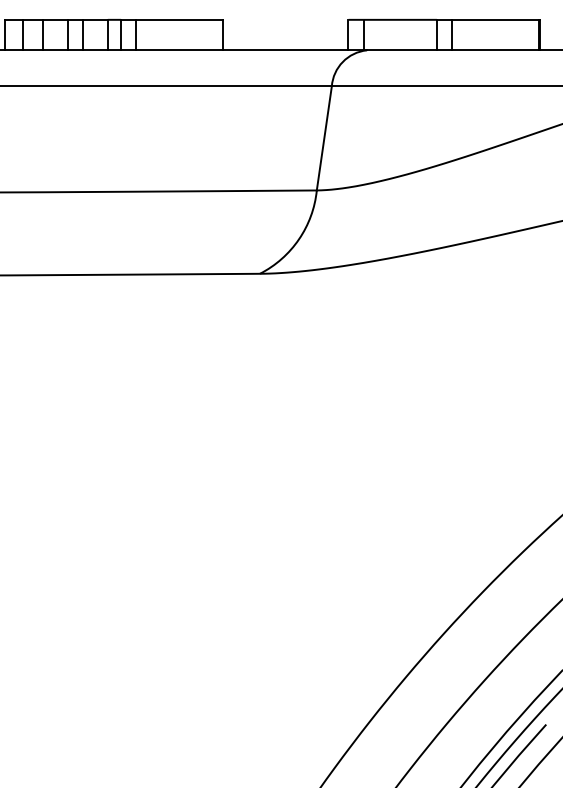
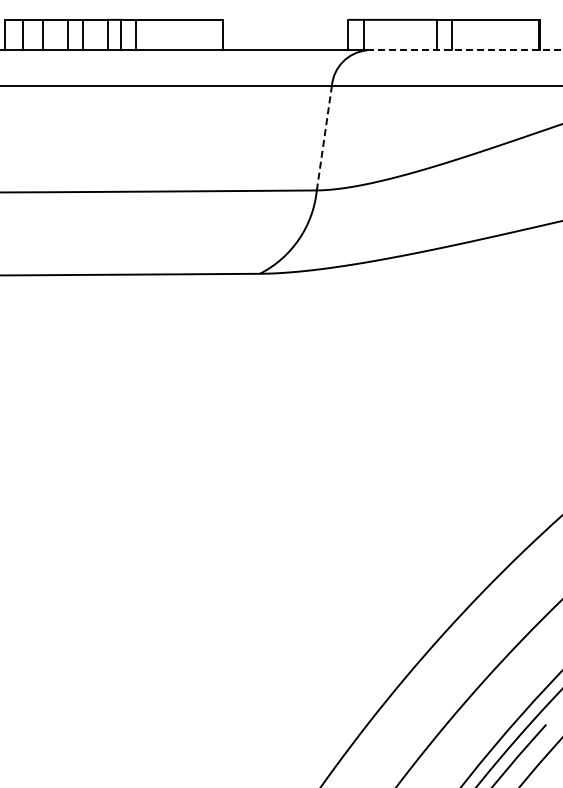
line: solid -> dashed (464, 50)
line: solid -> dashed (324, 138)
